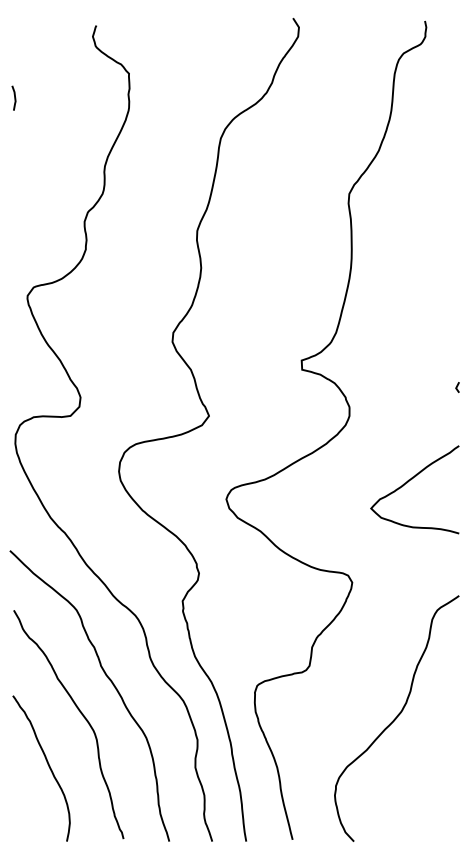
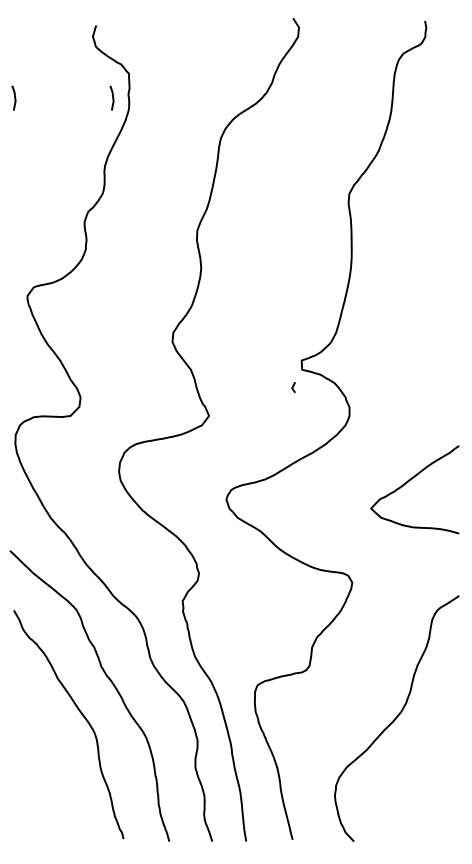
line: none -> present (112, 97)
line position: (457, 387) -> (293, 387) (293, 387)
curve: present -> none (47, 764)
